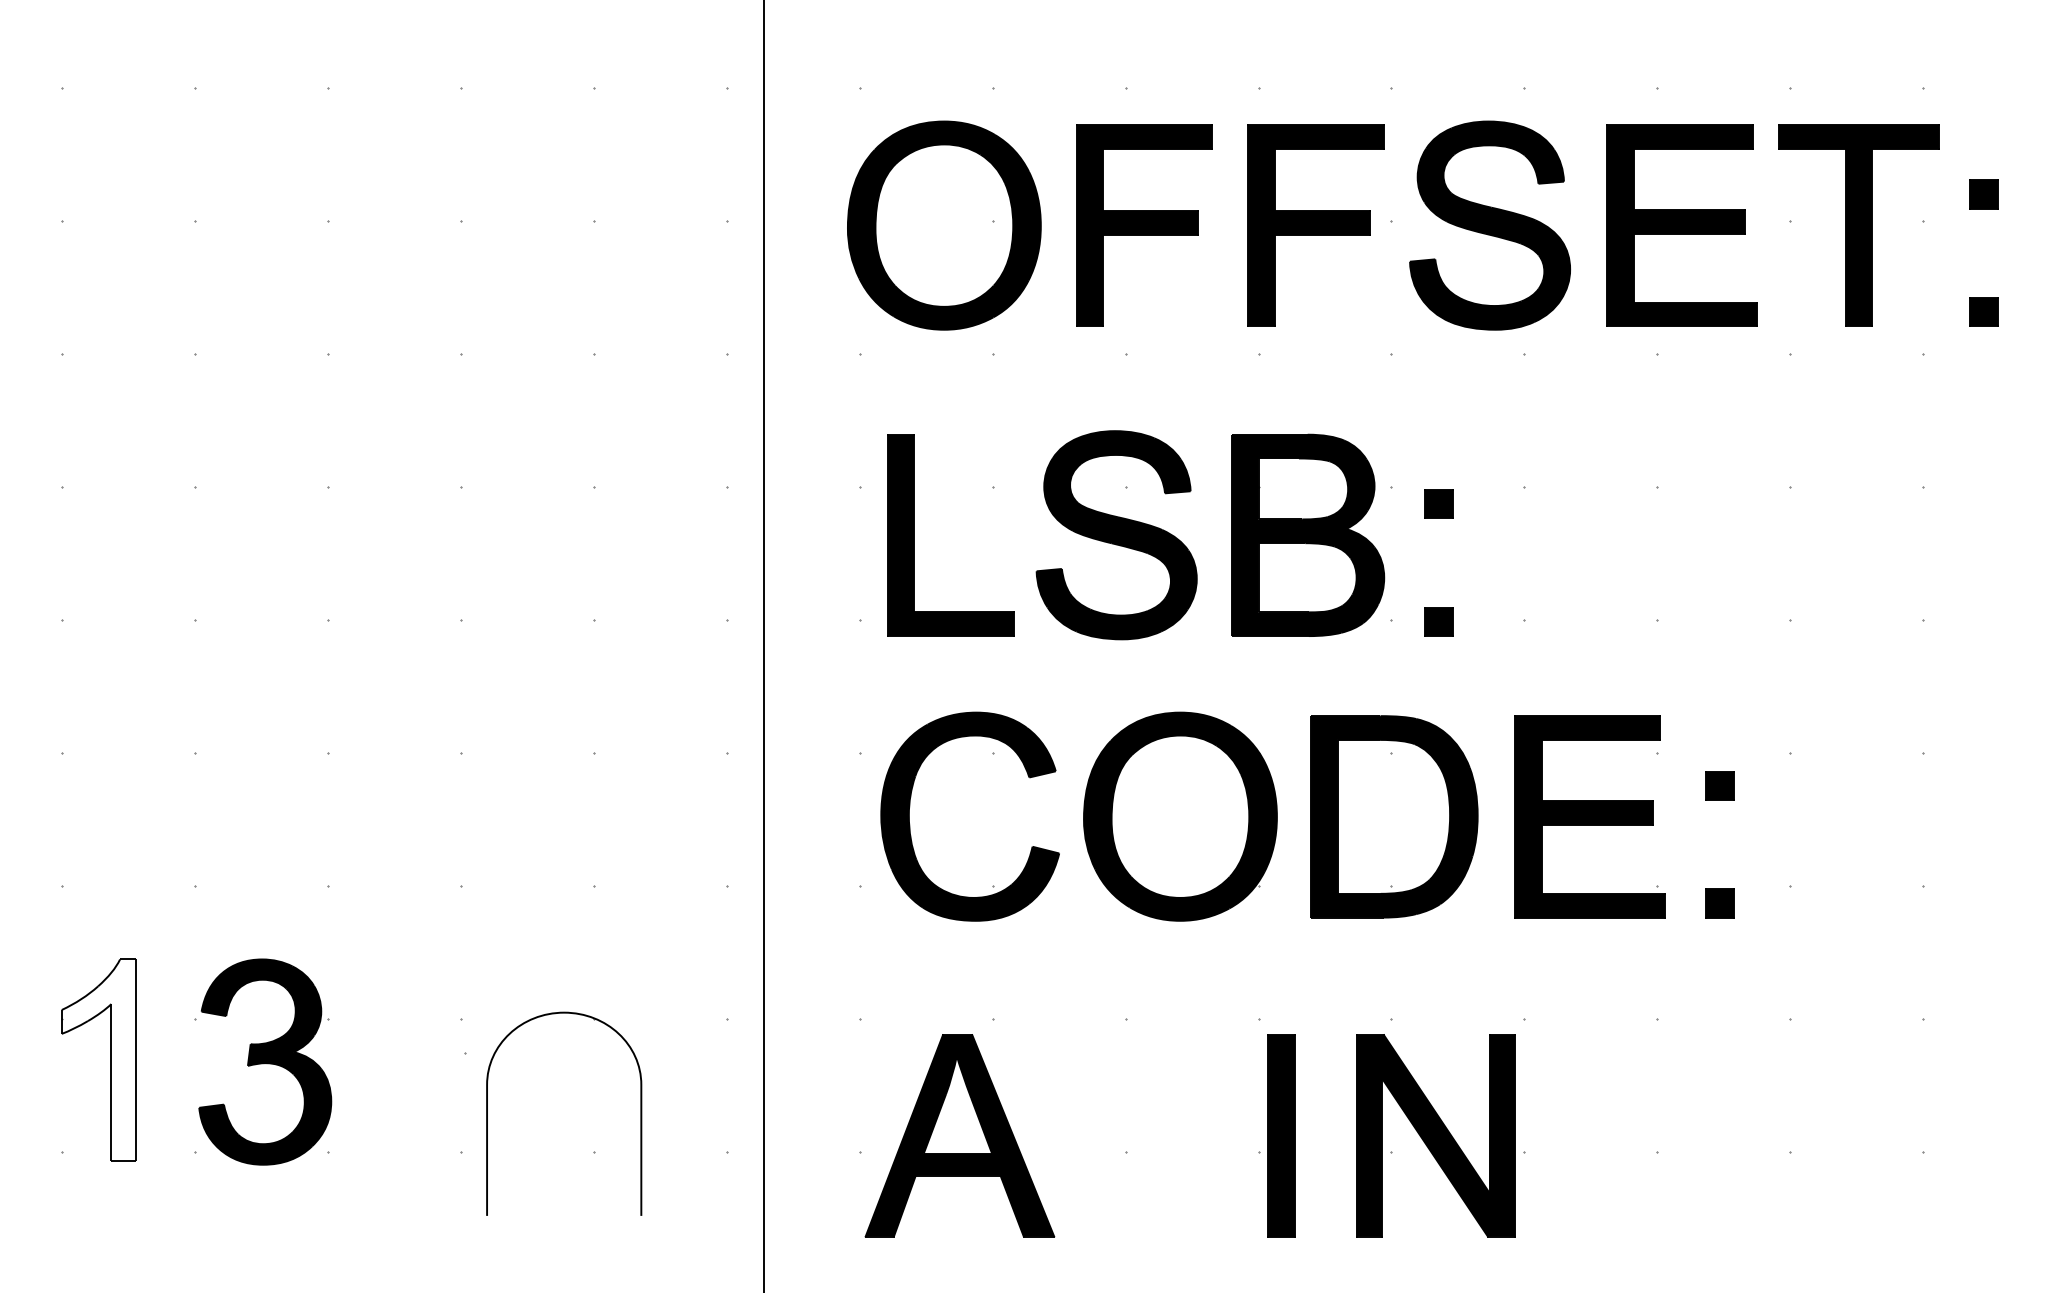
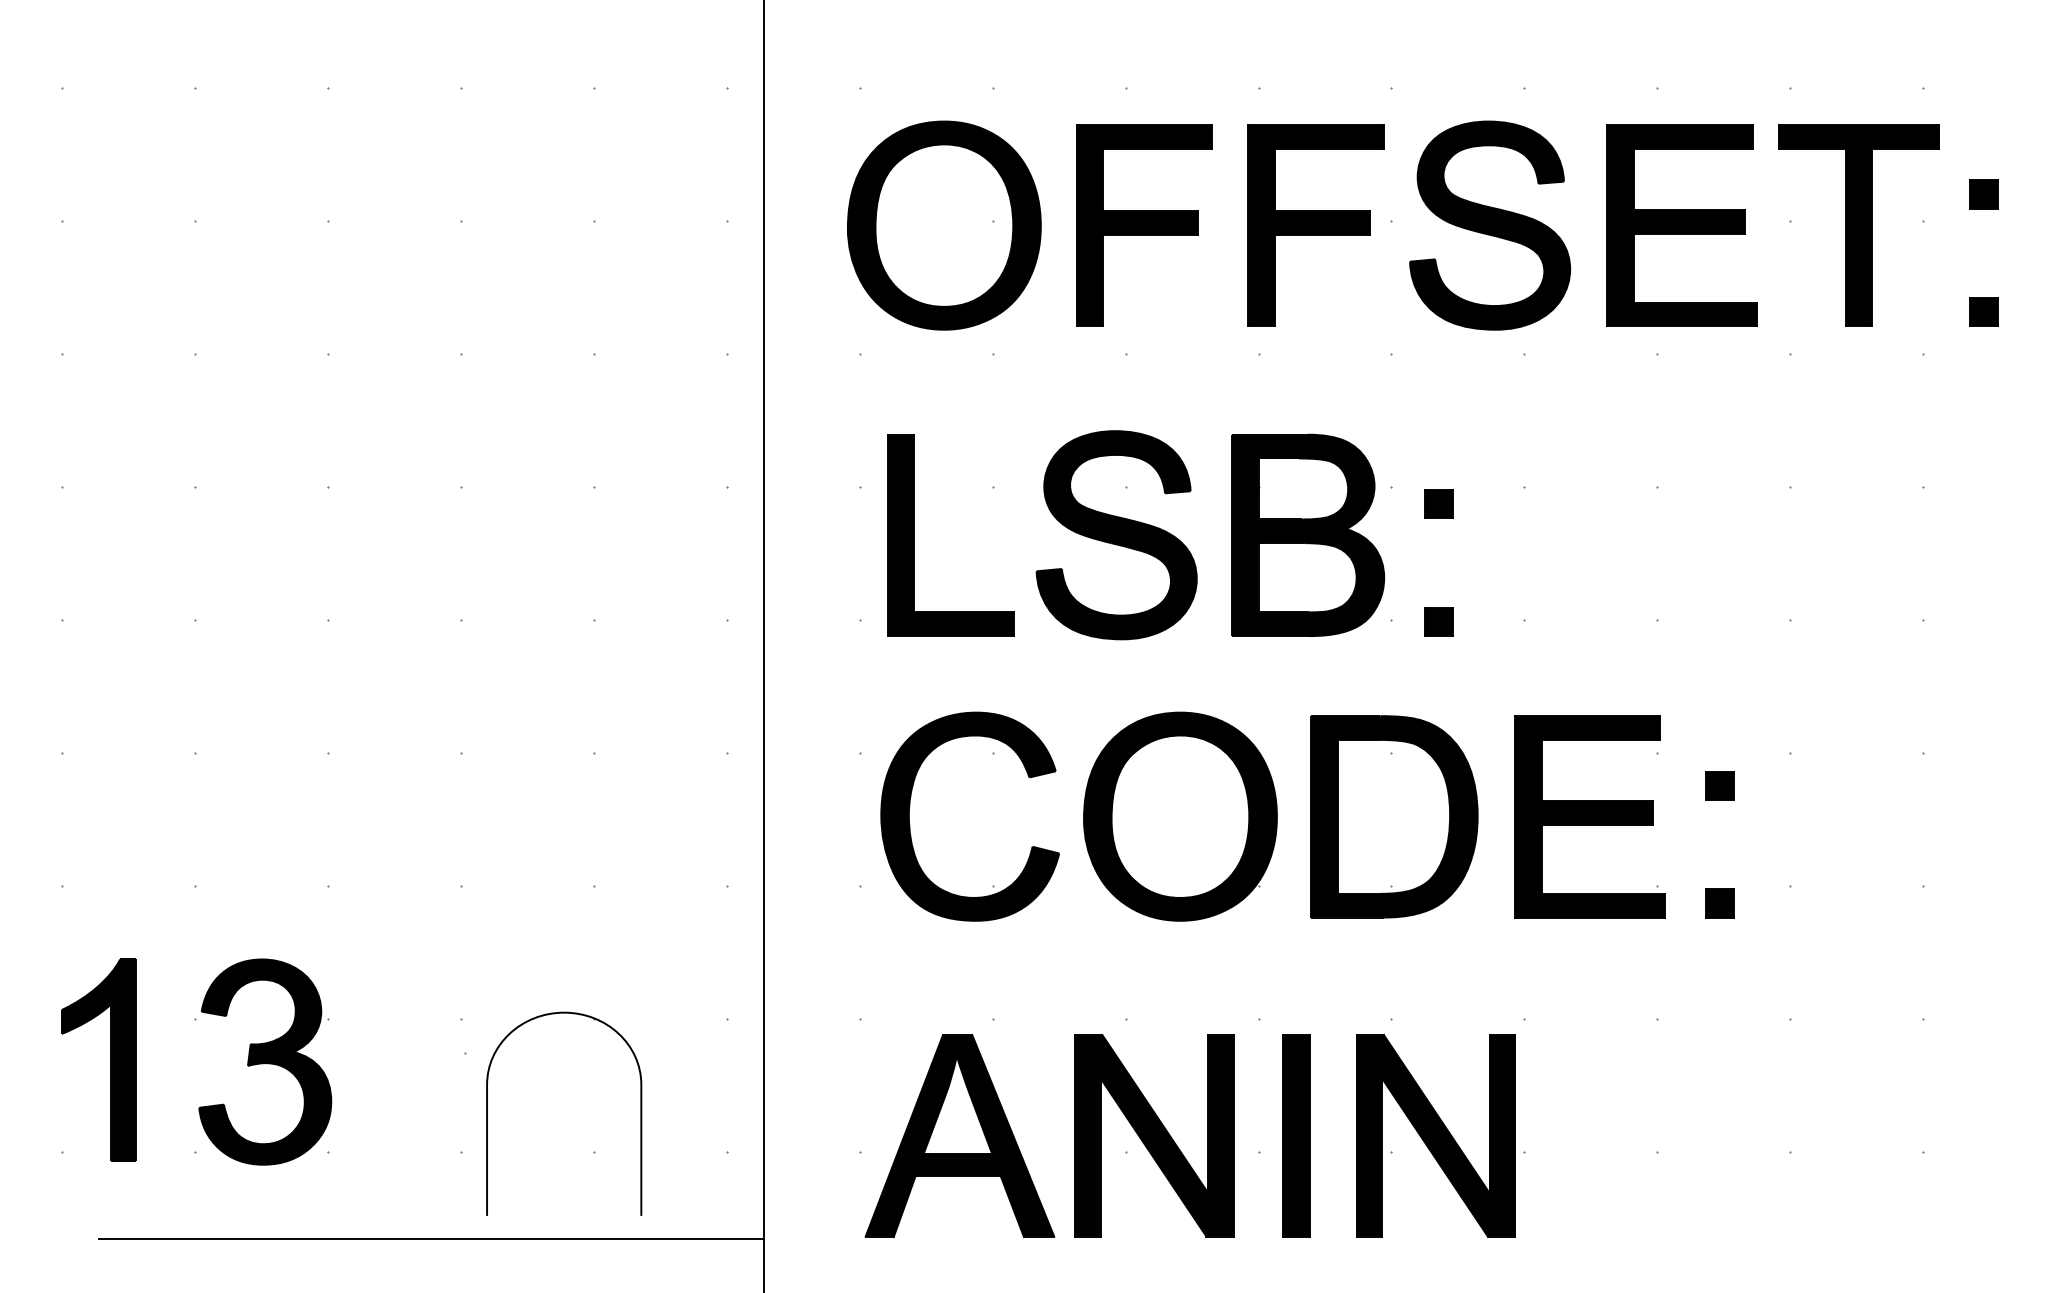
fill: none -> present (98, 1060)
part: none -> present (1154, 1135)
part position: (1281, 1135) -> (1296, 1135) (1296, 1135)
line: none -> present (431, 1239)
